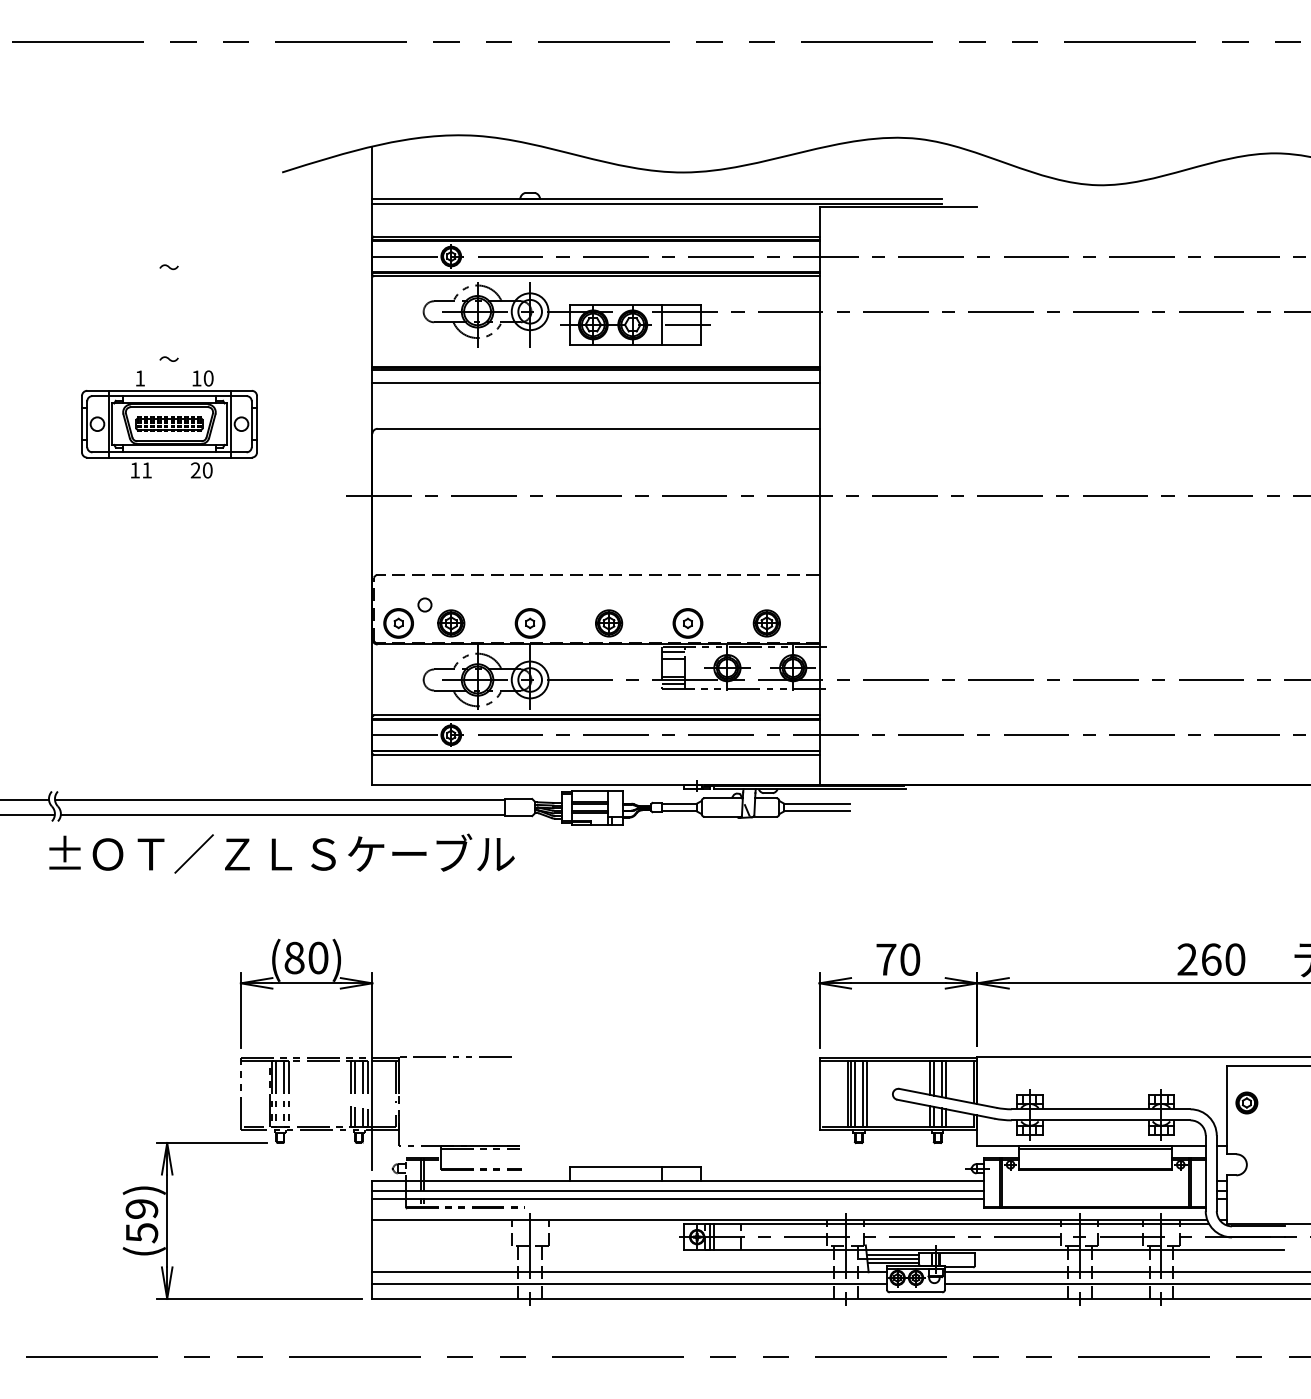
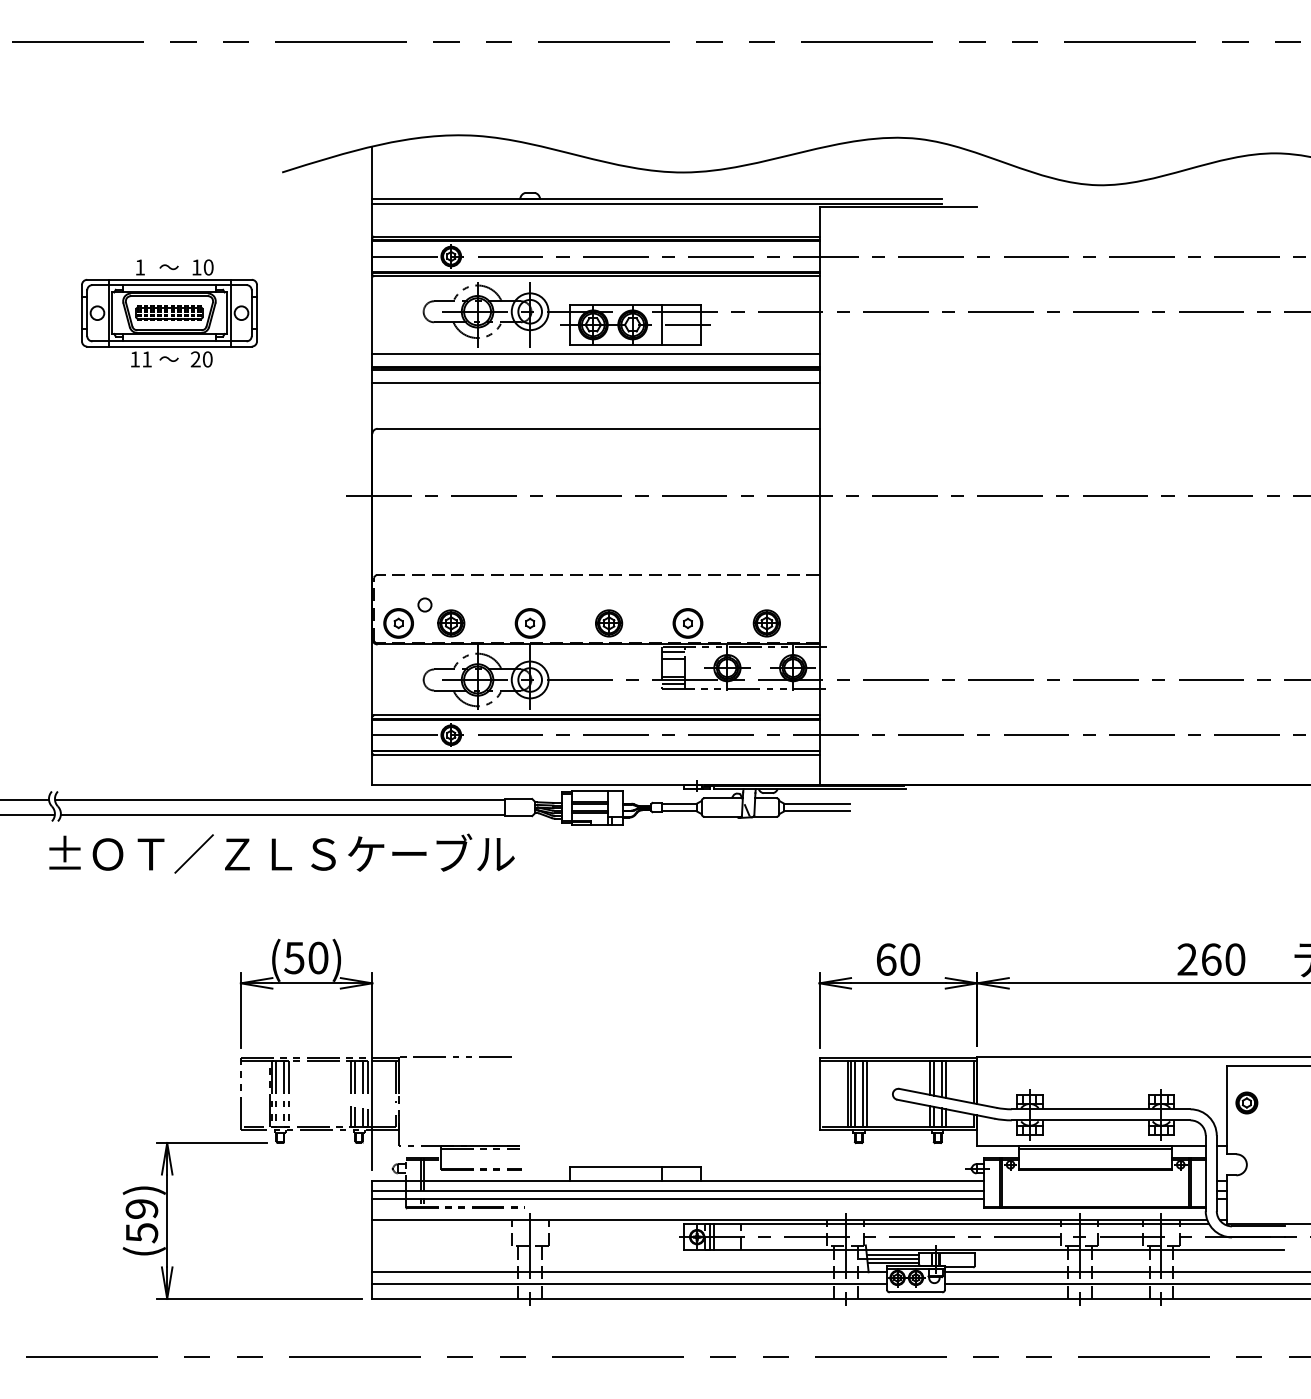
line: none -> present (595, 353)
part position: (169, 424) -> (169, 313) (169, 313)
text: (80) -> (50) (294, 957)
text: 70 -> 60 (886, 959)
